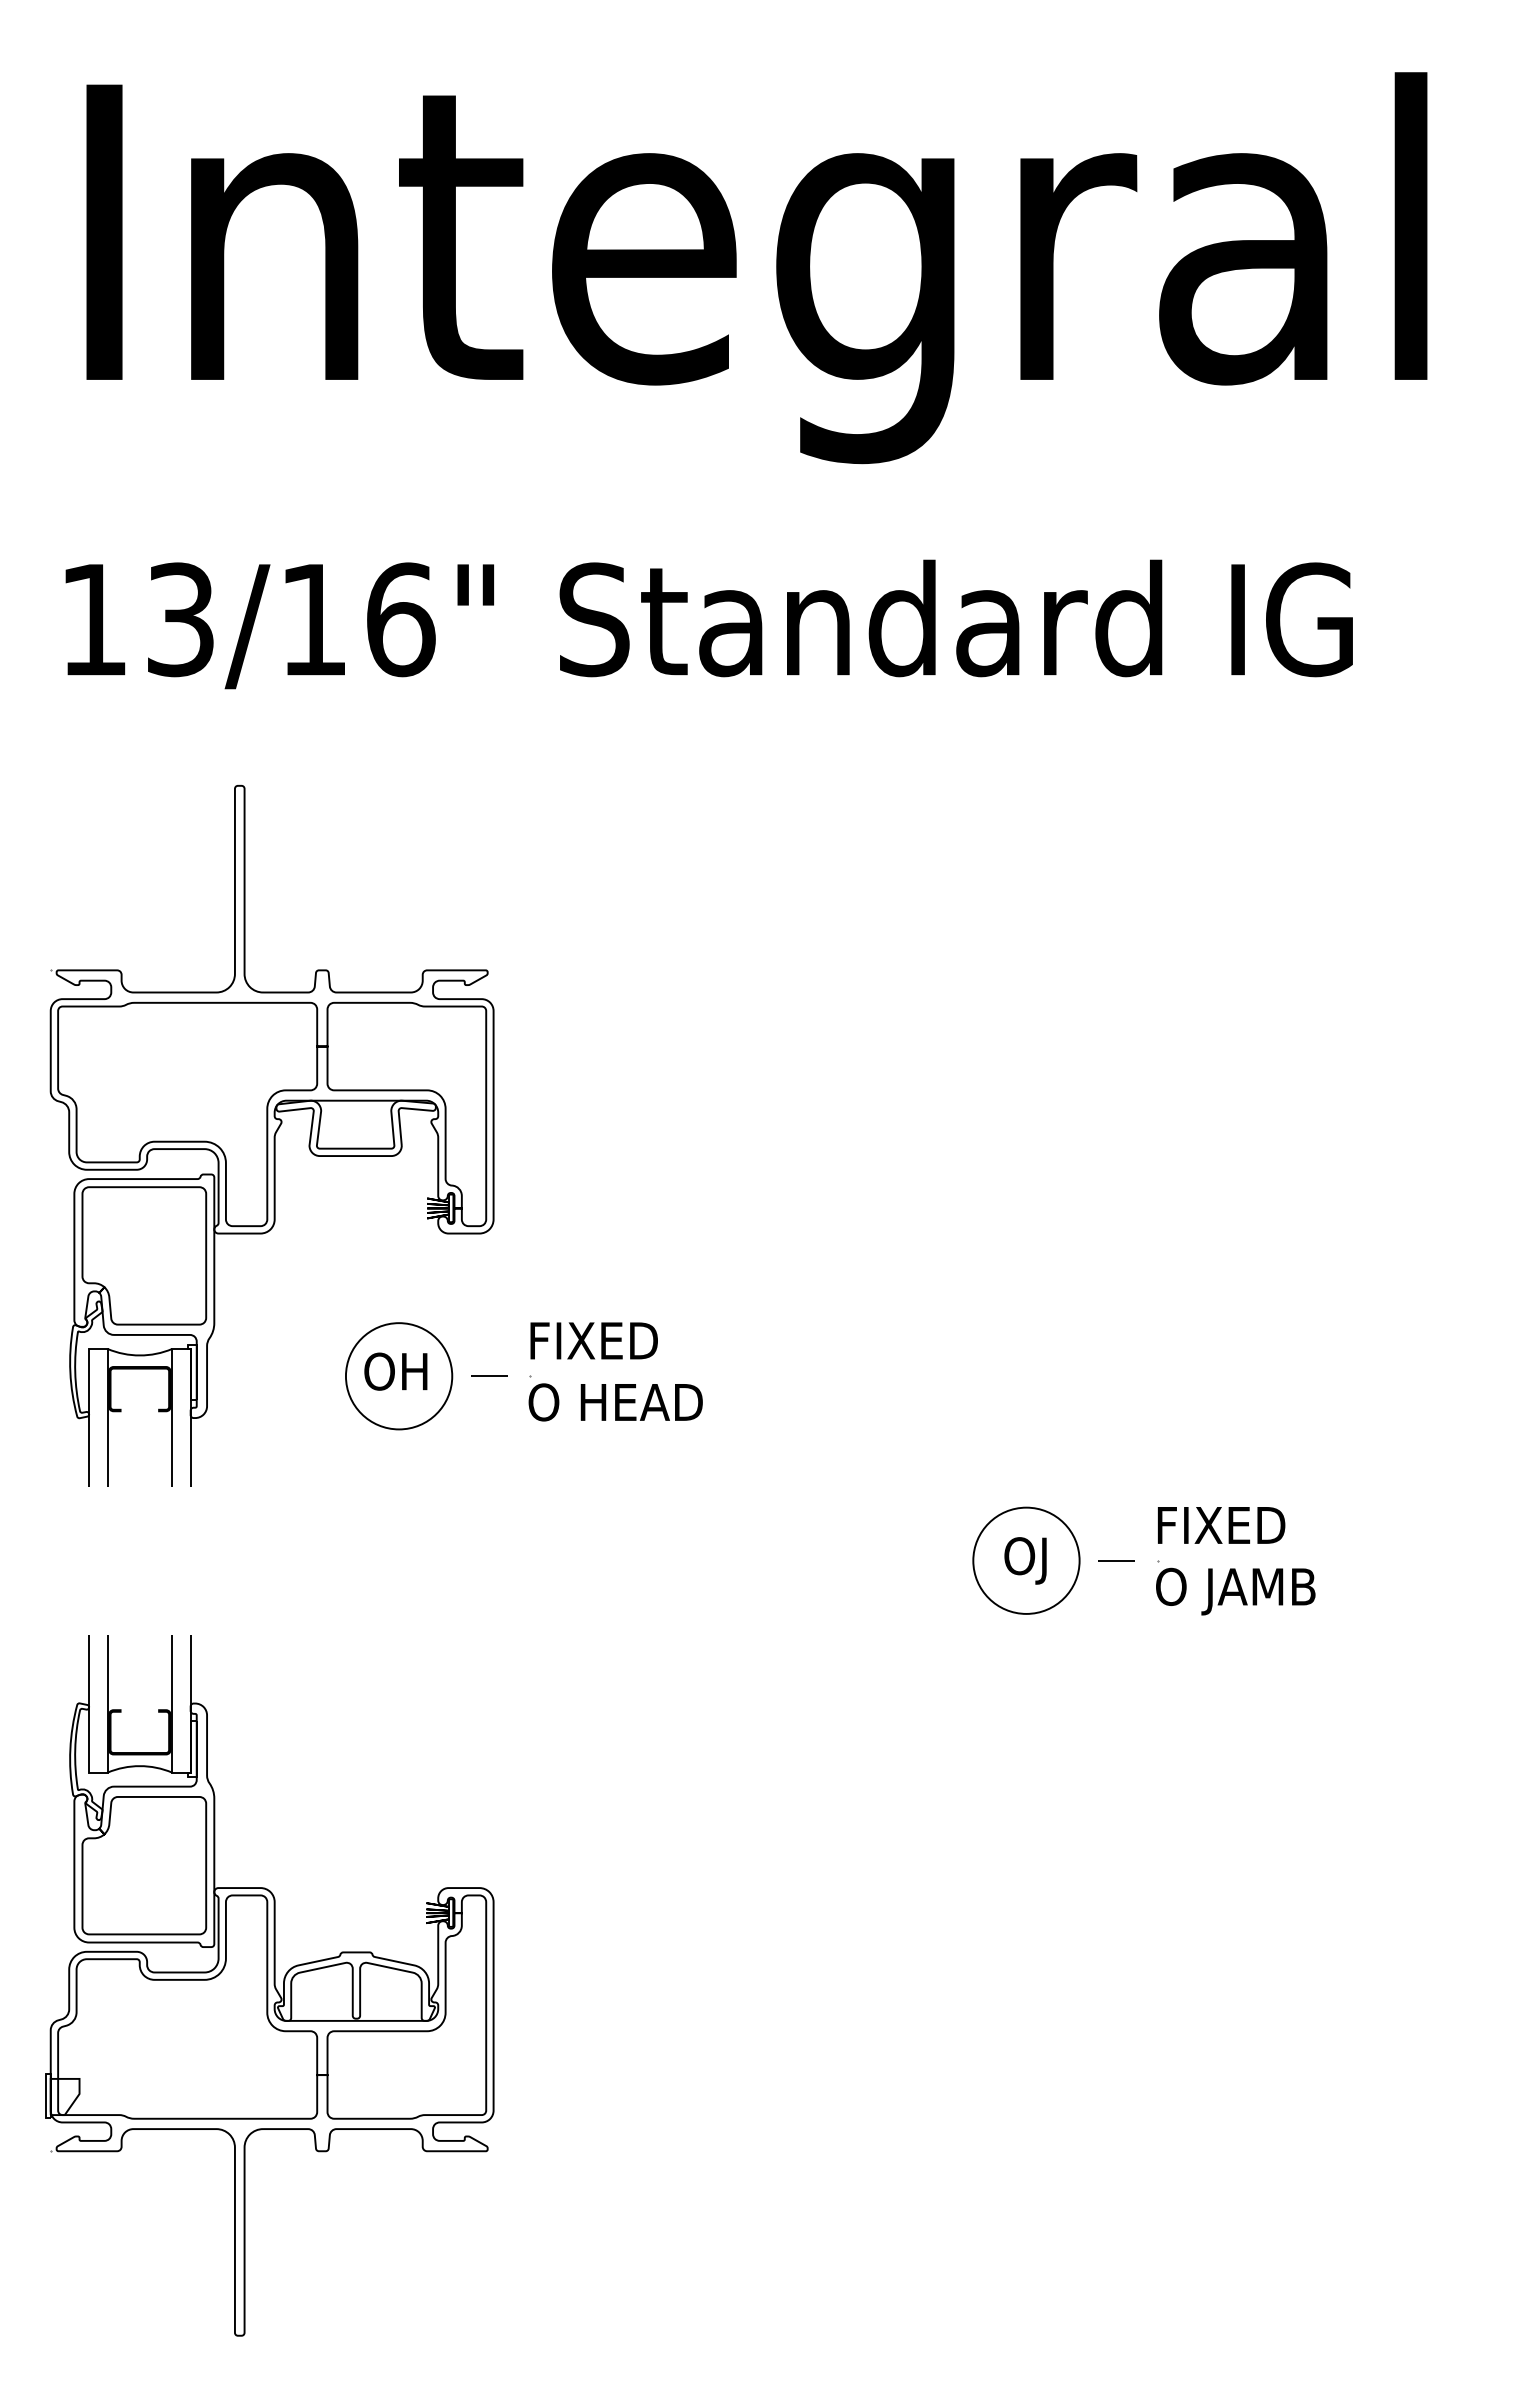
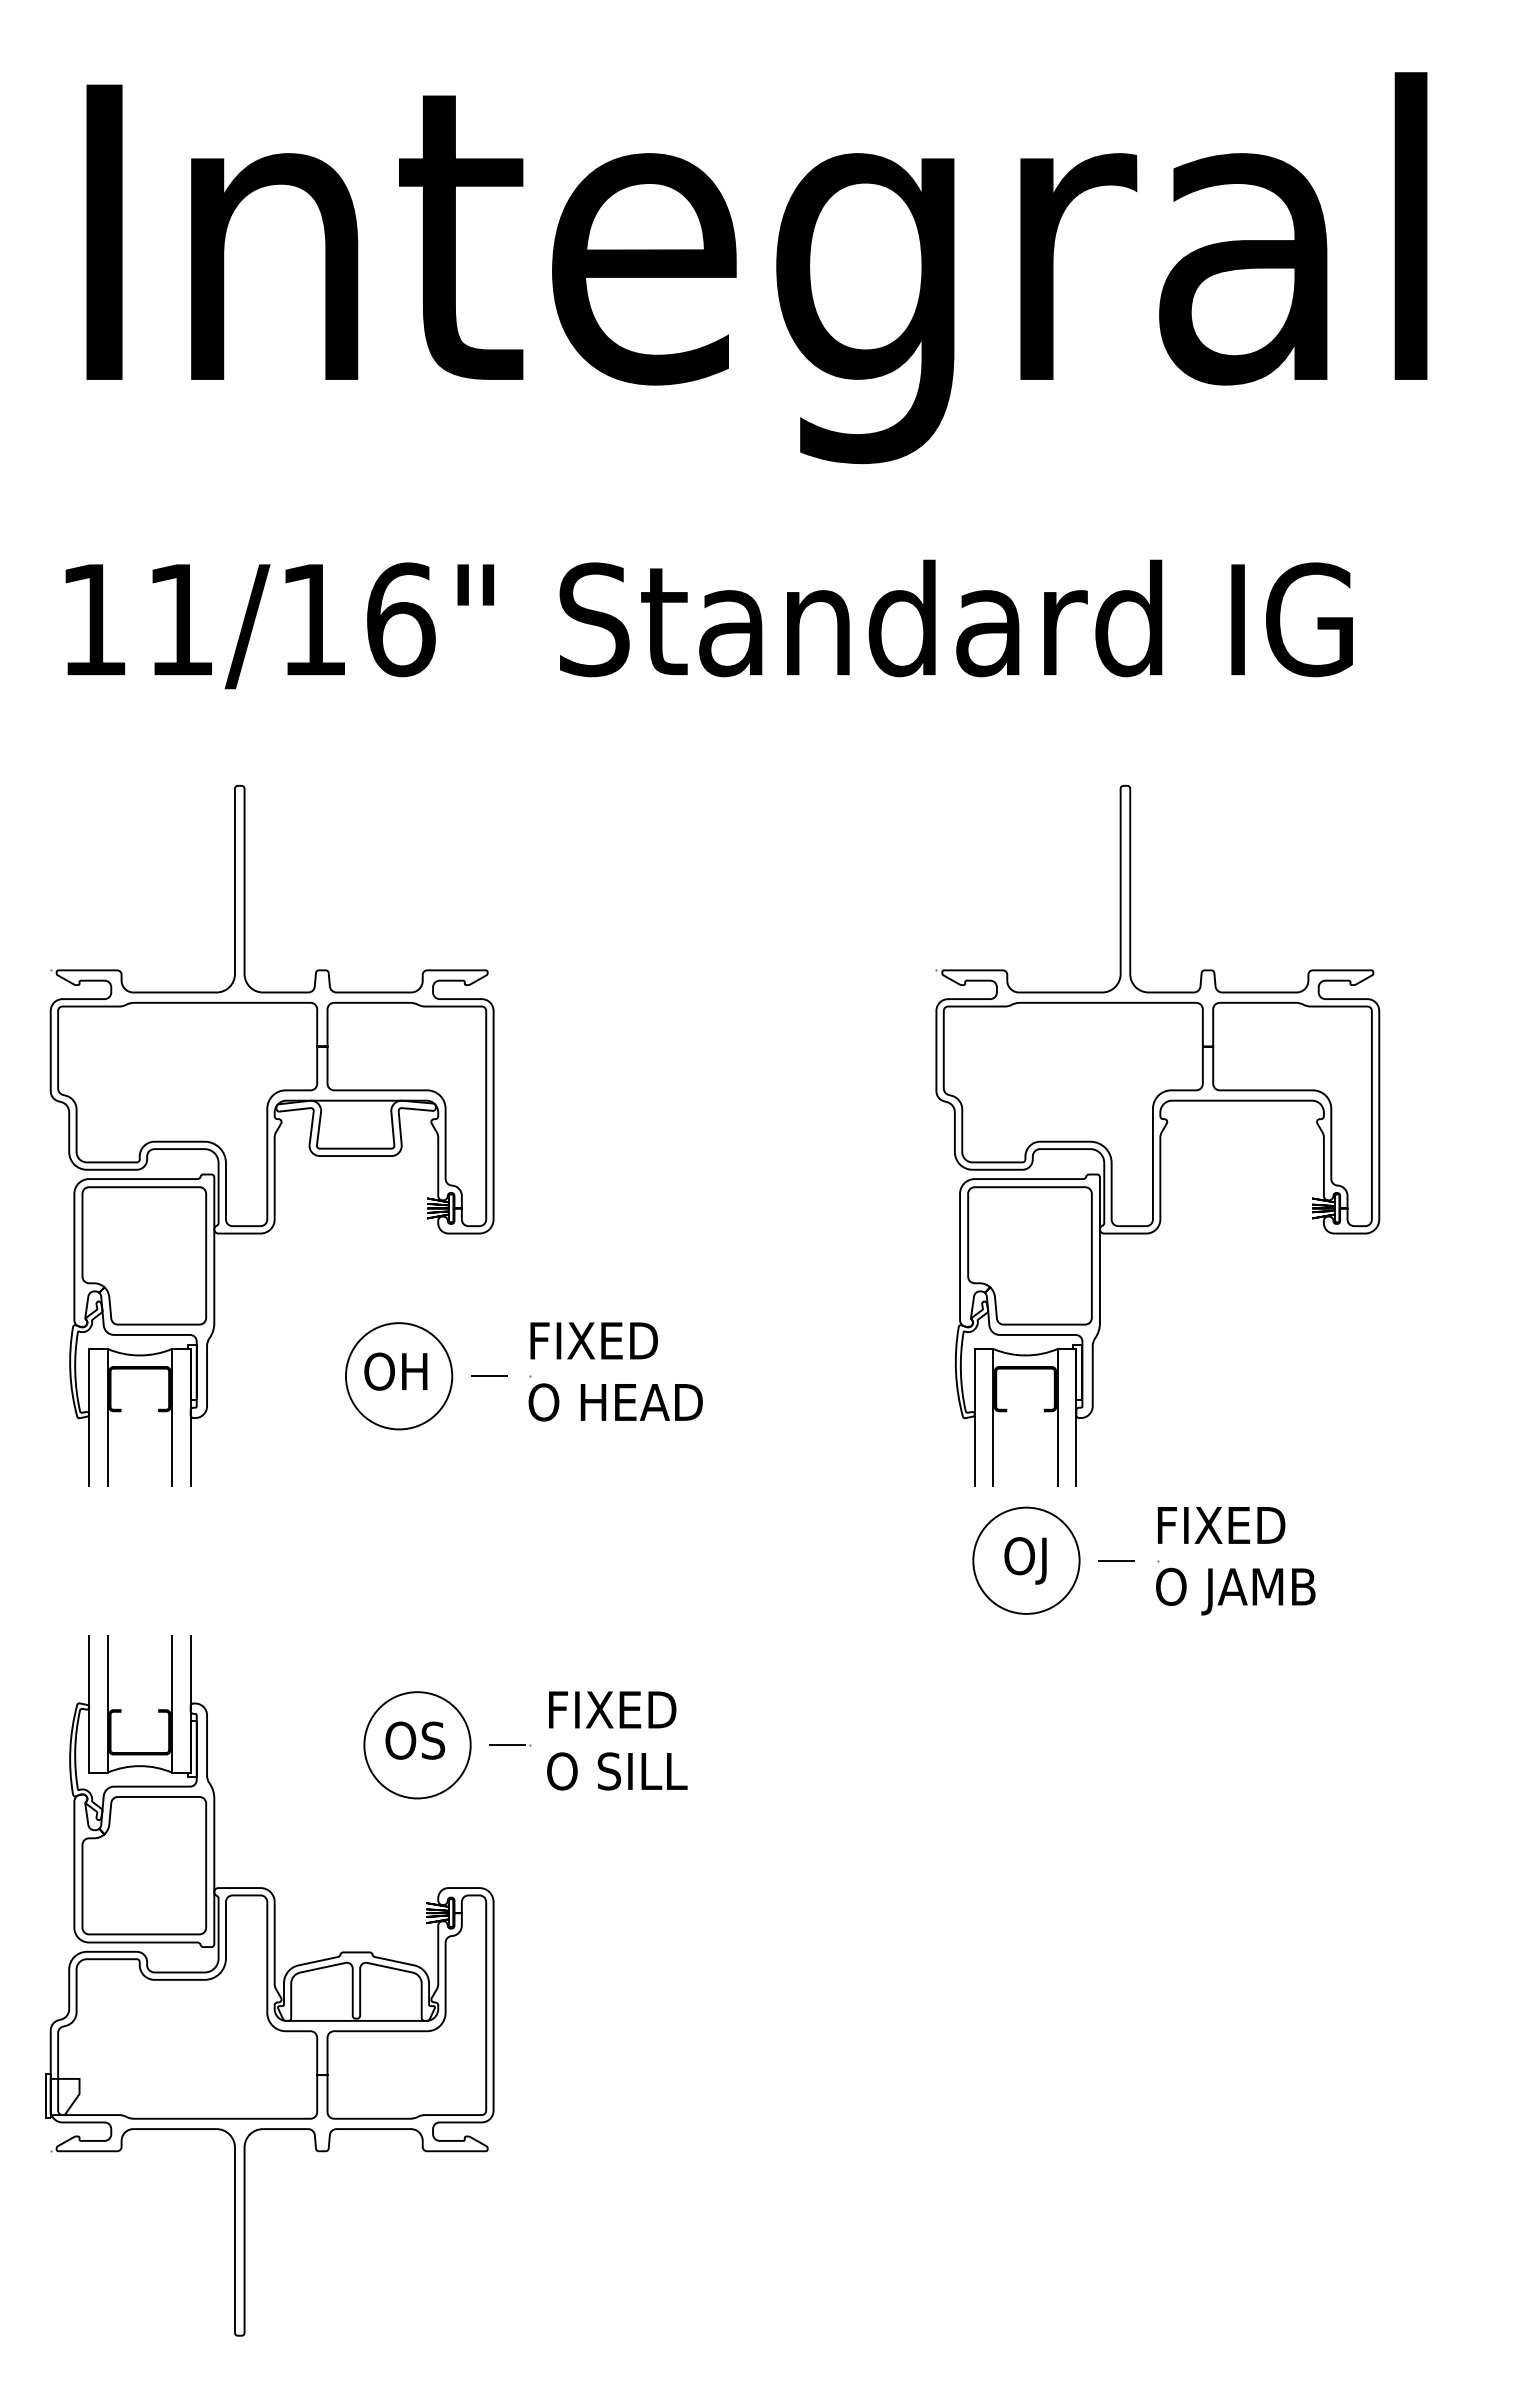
text: 13/16" -> 11/16" (180, 619)
part: none -> present (1157, 1135)
part: none -> present (525, 1745)
